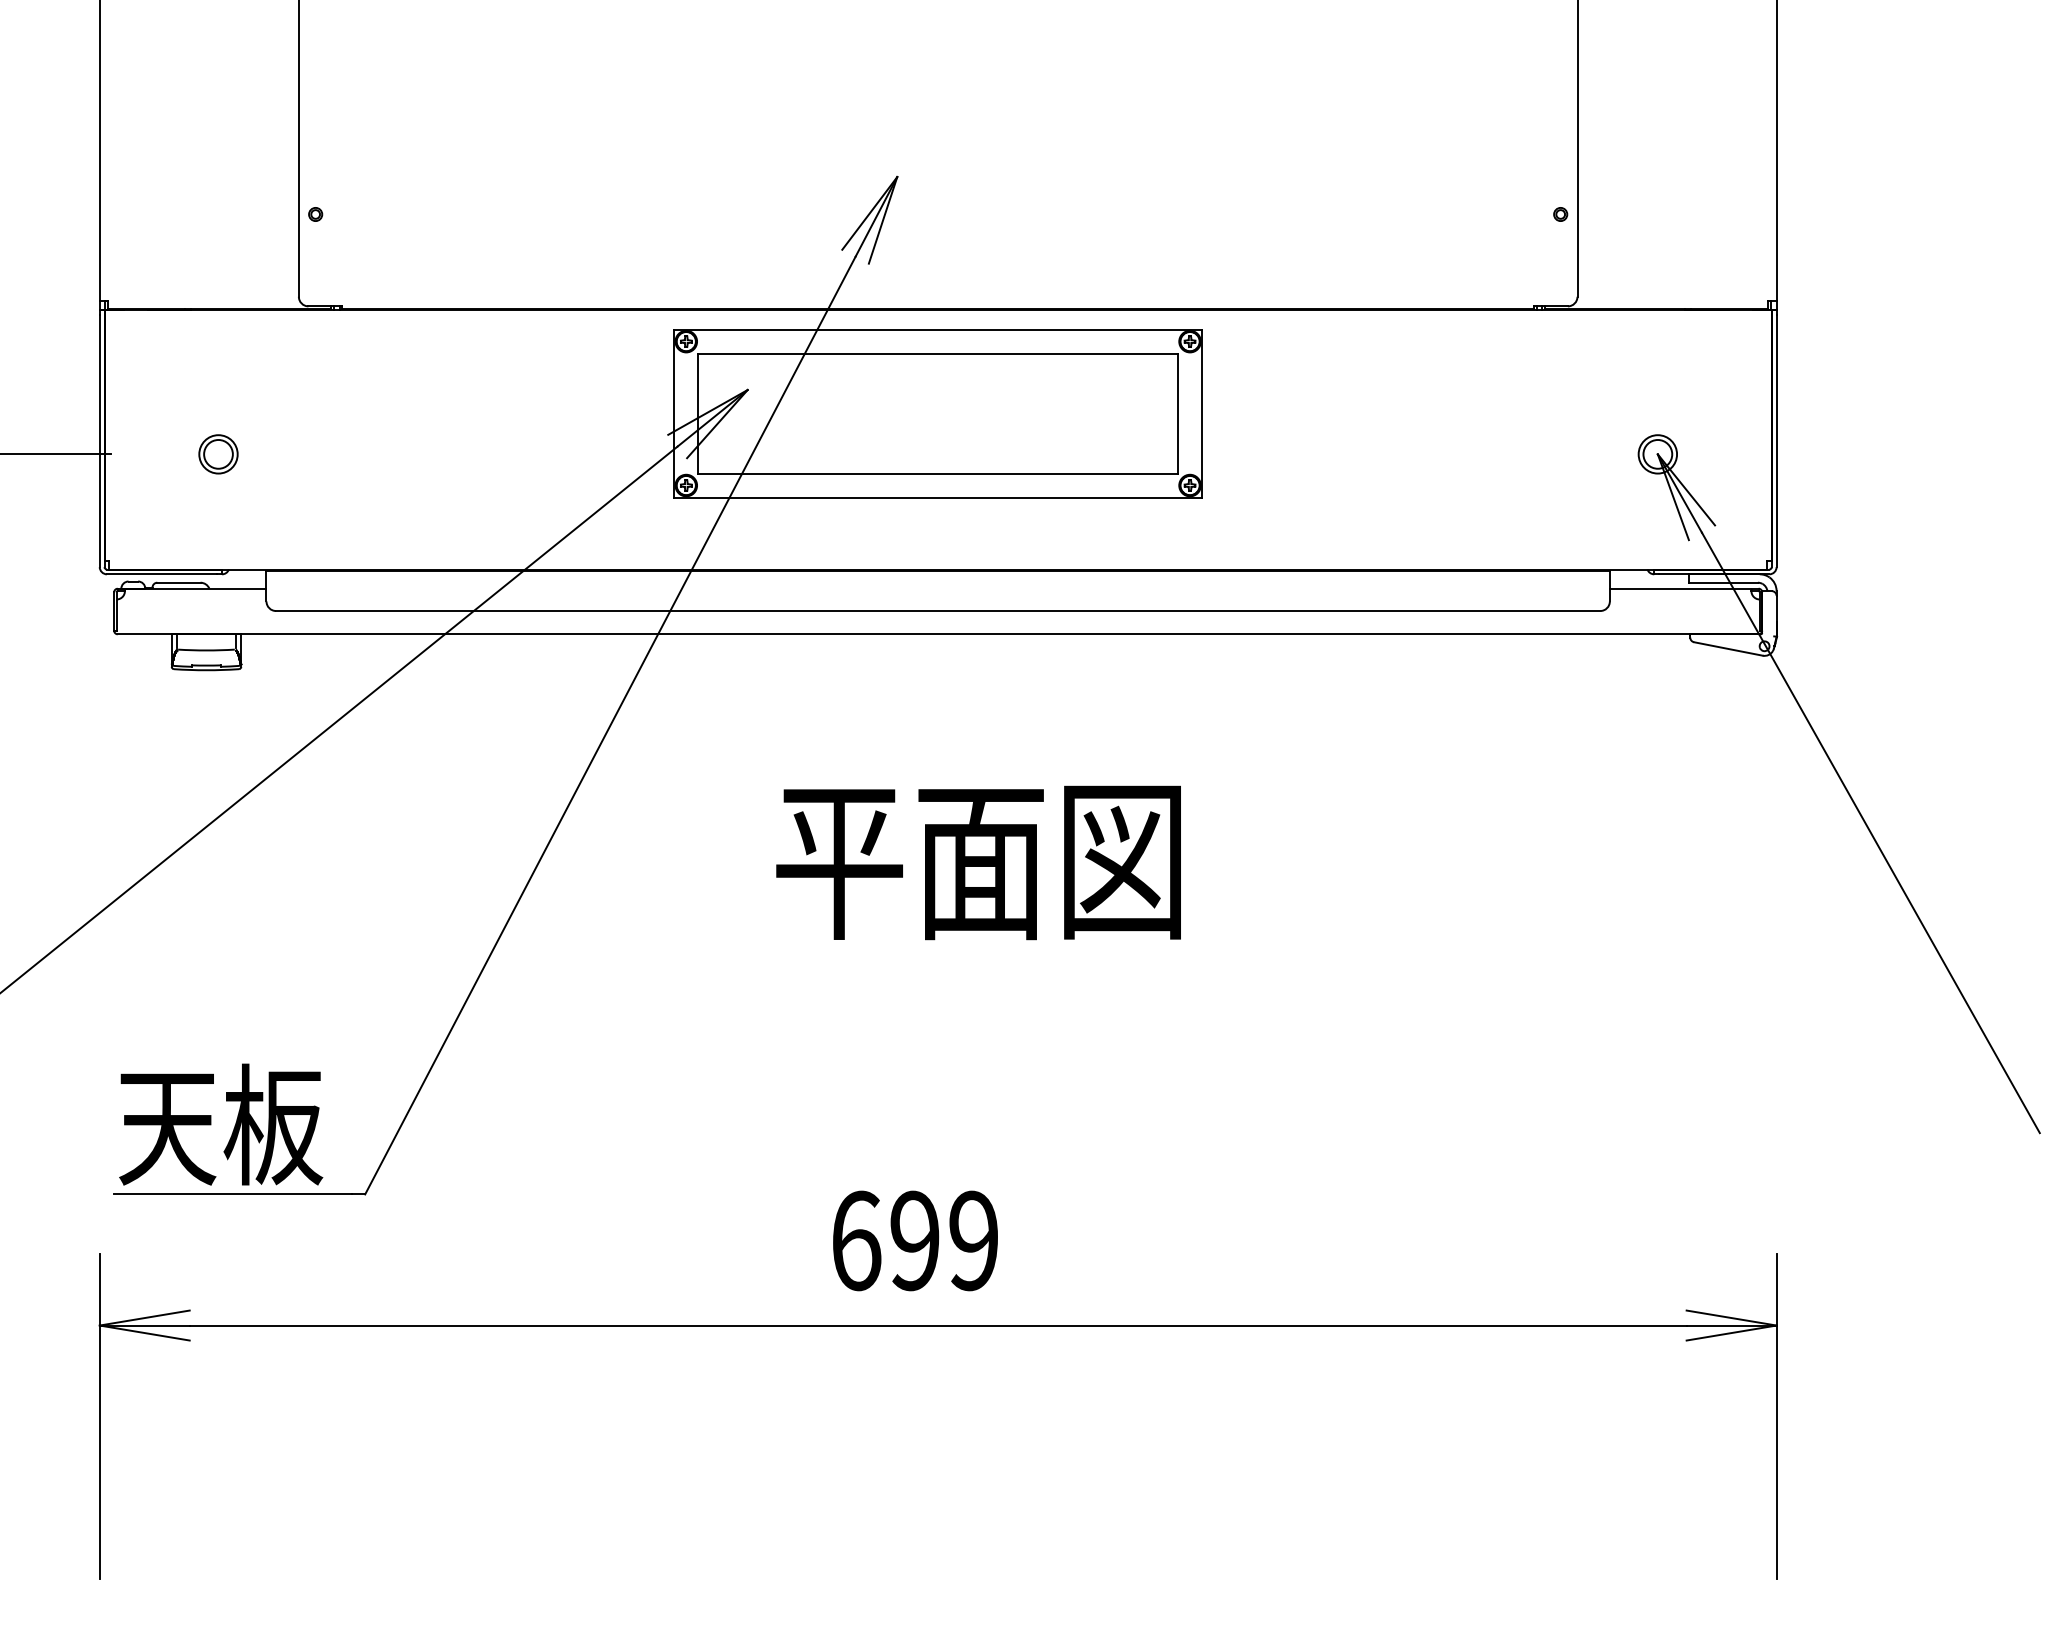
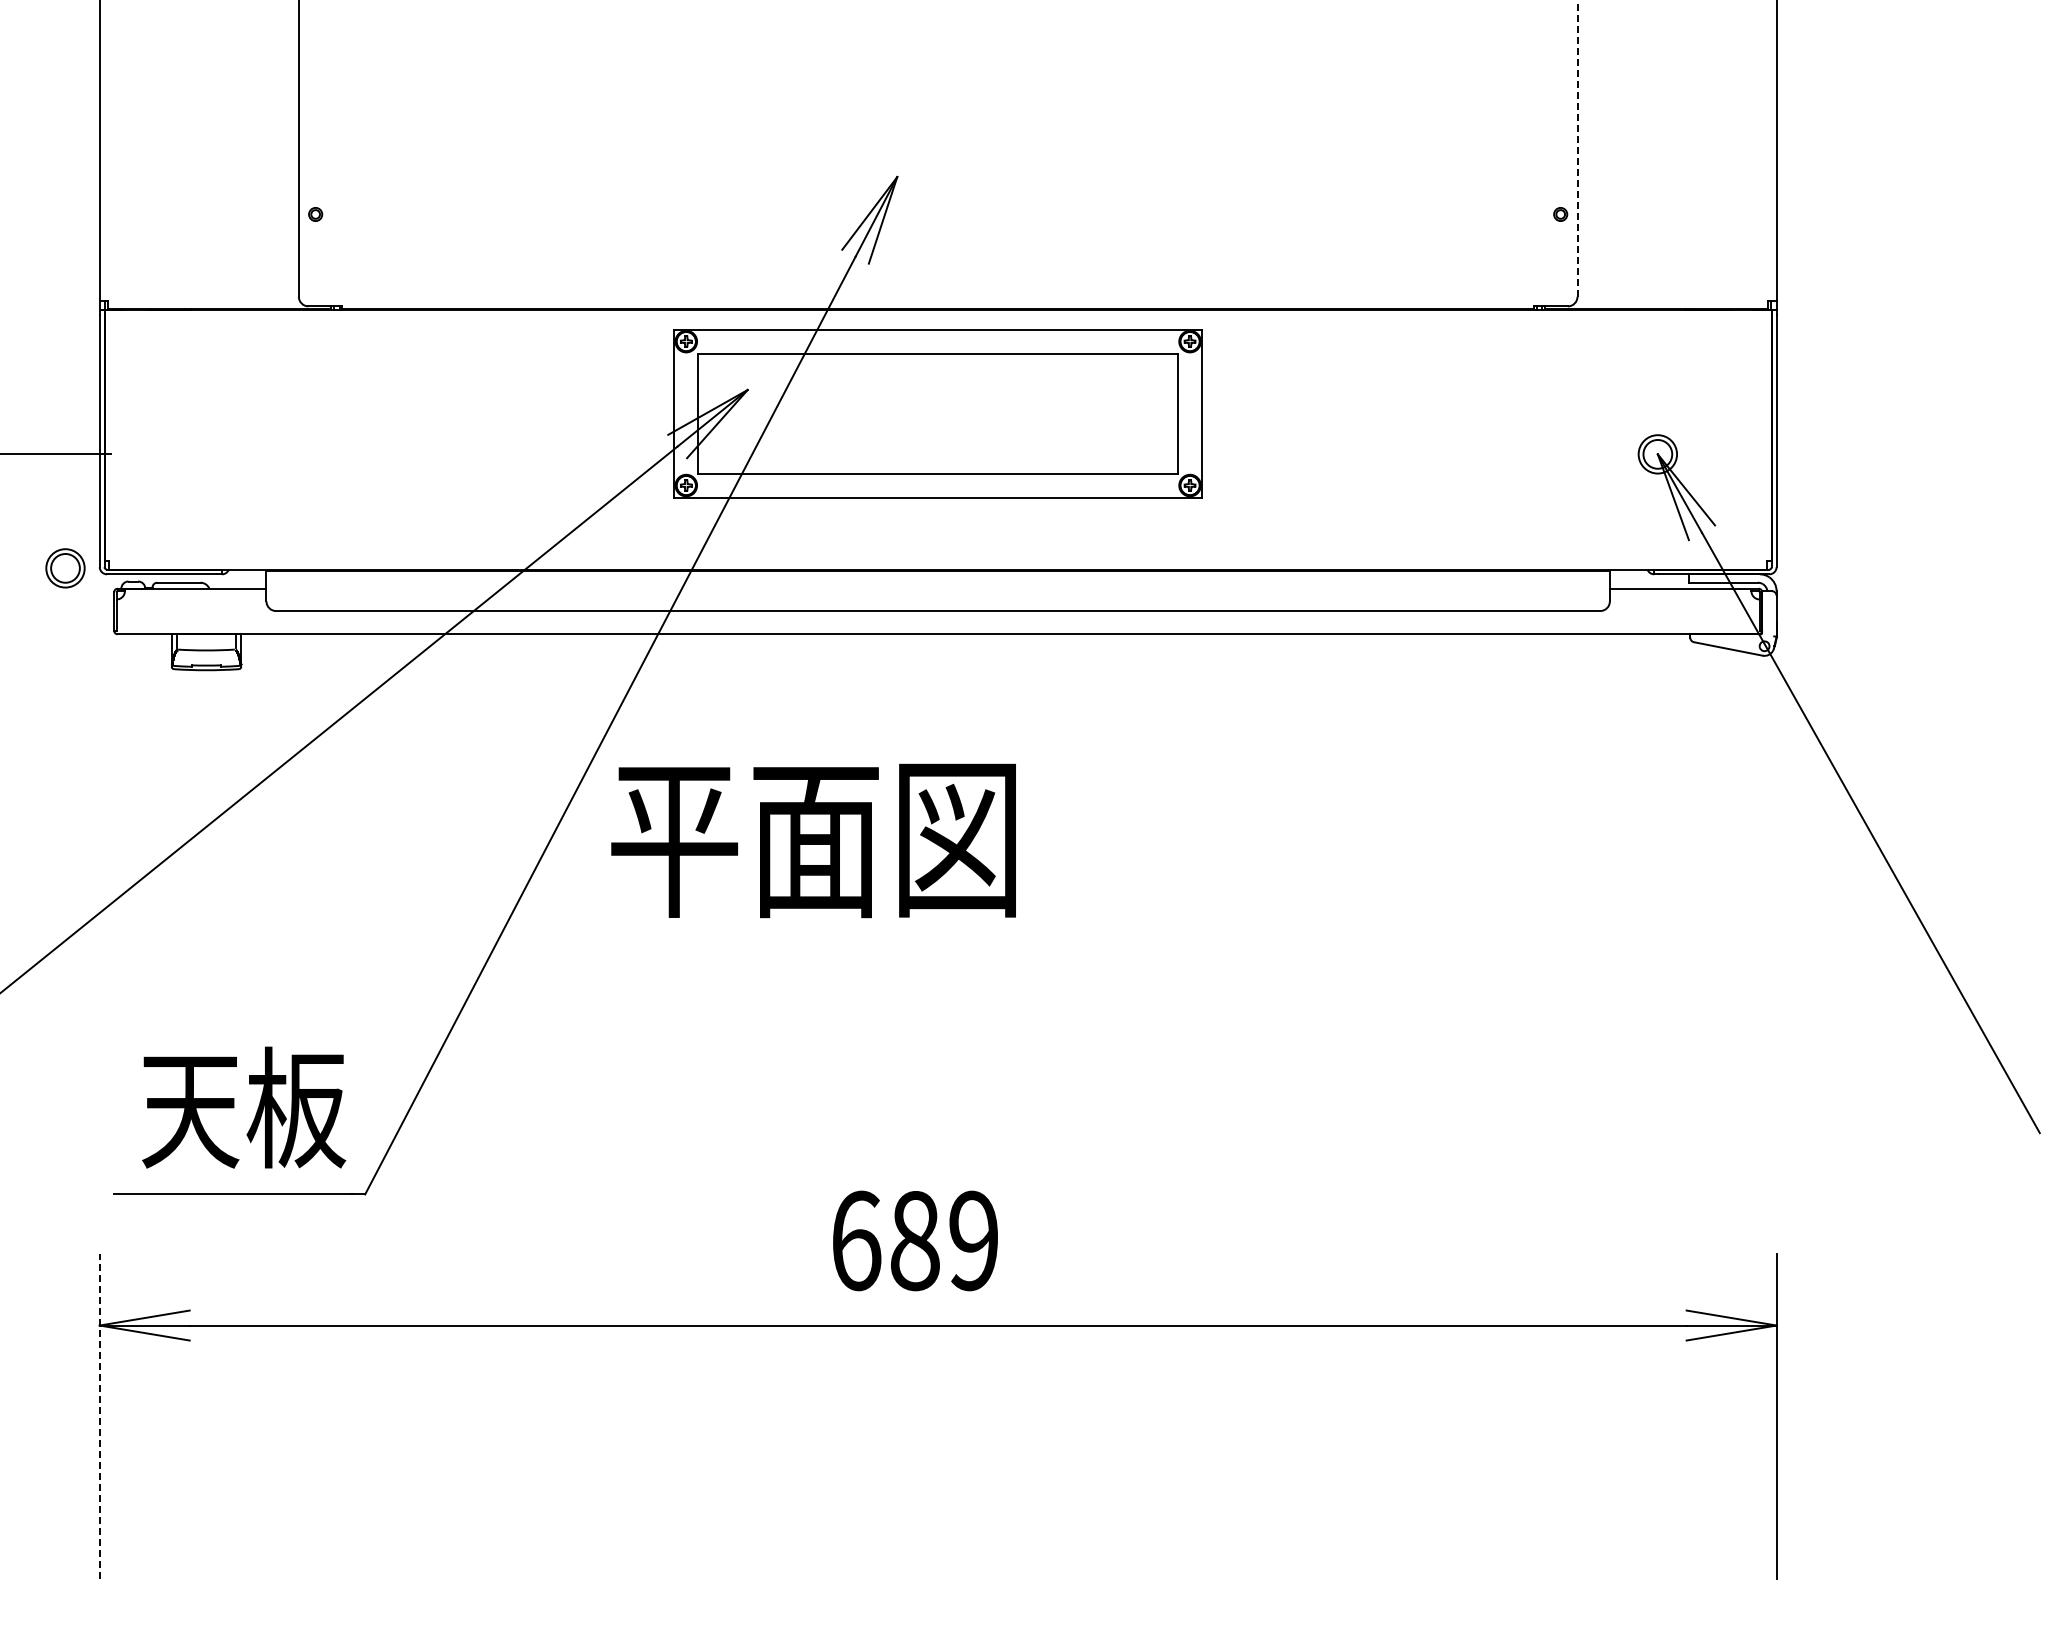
line: solid -> dashed (1577, 147)
part position: (218, 454) -> (65, 568) (65, 568)
text position: (978, 862) -> (813, 840) (813, 840)
text position: (221, 1124) -> (244, 1107) (244, 1107)
text: 699 -> 689 (914, 1240)
line: solid -> dashed (99, 1416)
